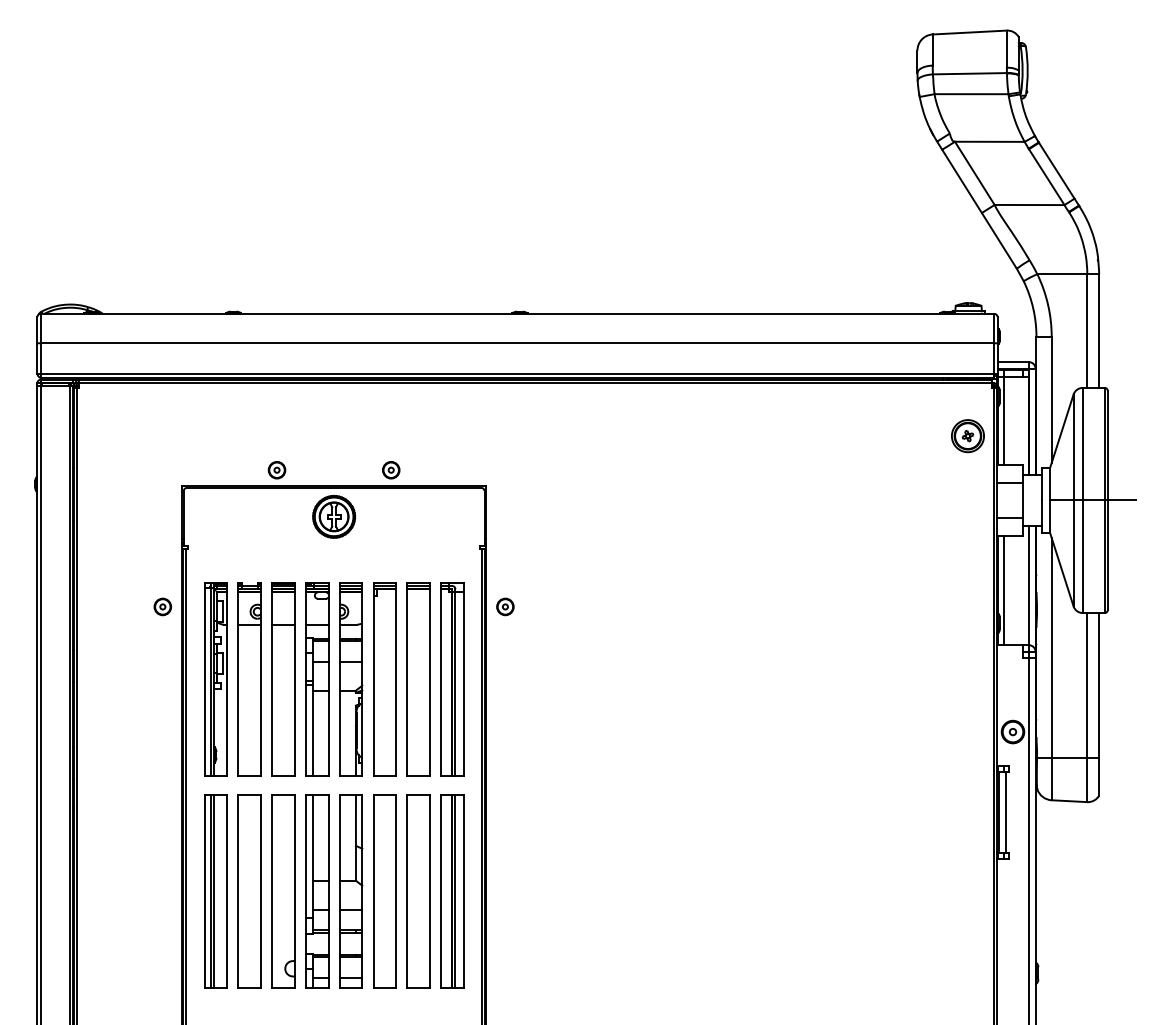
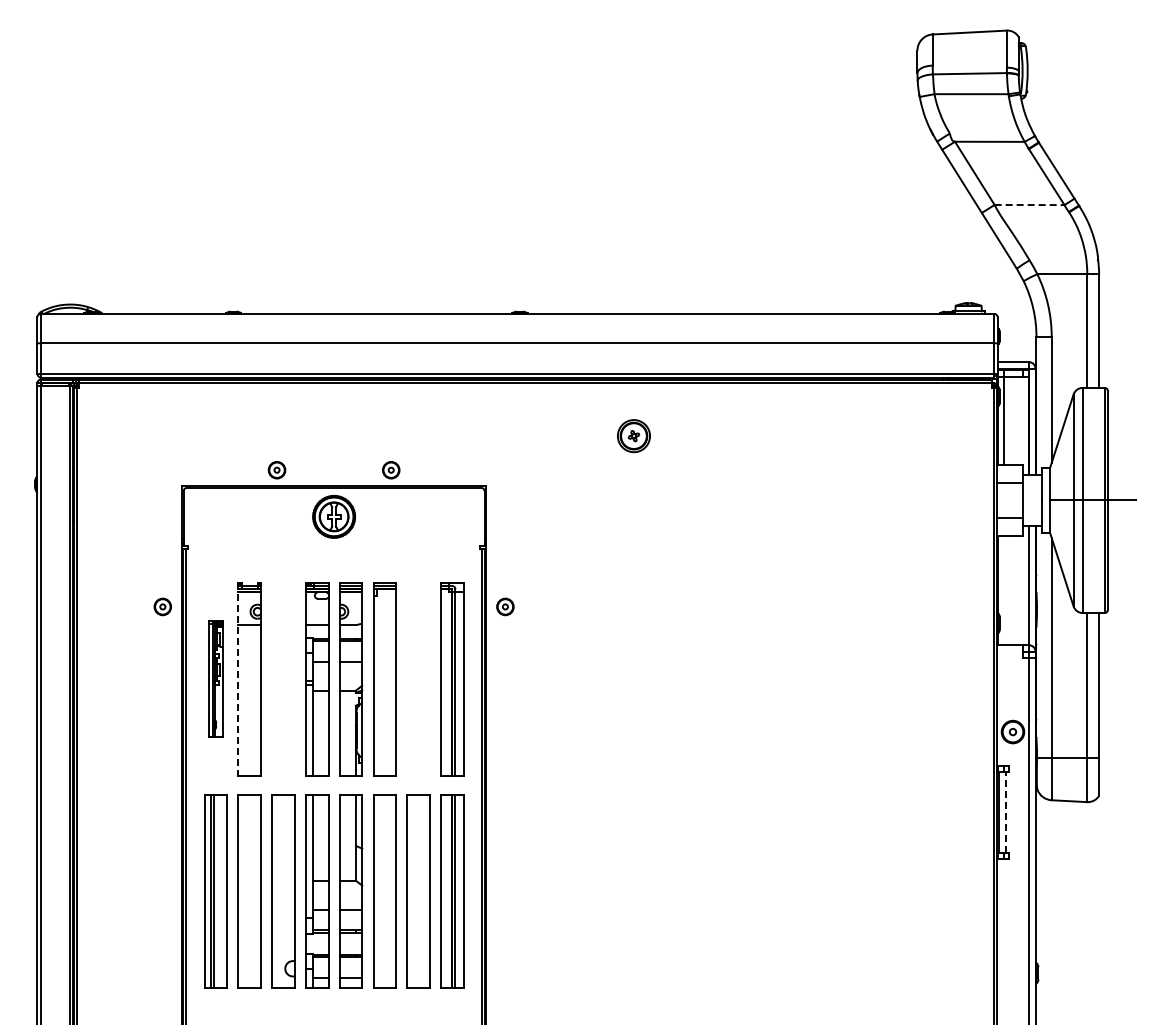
line: solid -> dashed (1029, 205)
part position: (967, 436) -> (633, 436) (633, 436)
line: present -> none (1003, 590)
part size: 24x195 px -> 16x118 px (215, 678)
line: solid -> dashed (238, 679)
part: present -> none (283, 679)
part: present -> none (418, 679)
line: solid -> dashed (1005, 811)
